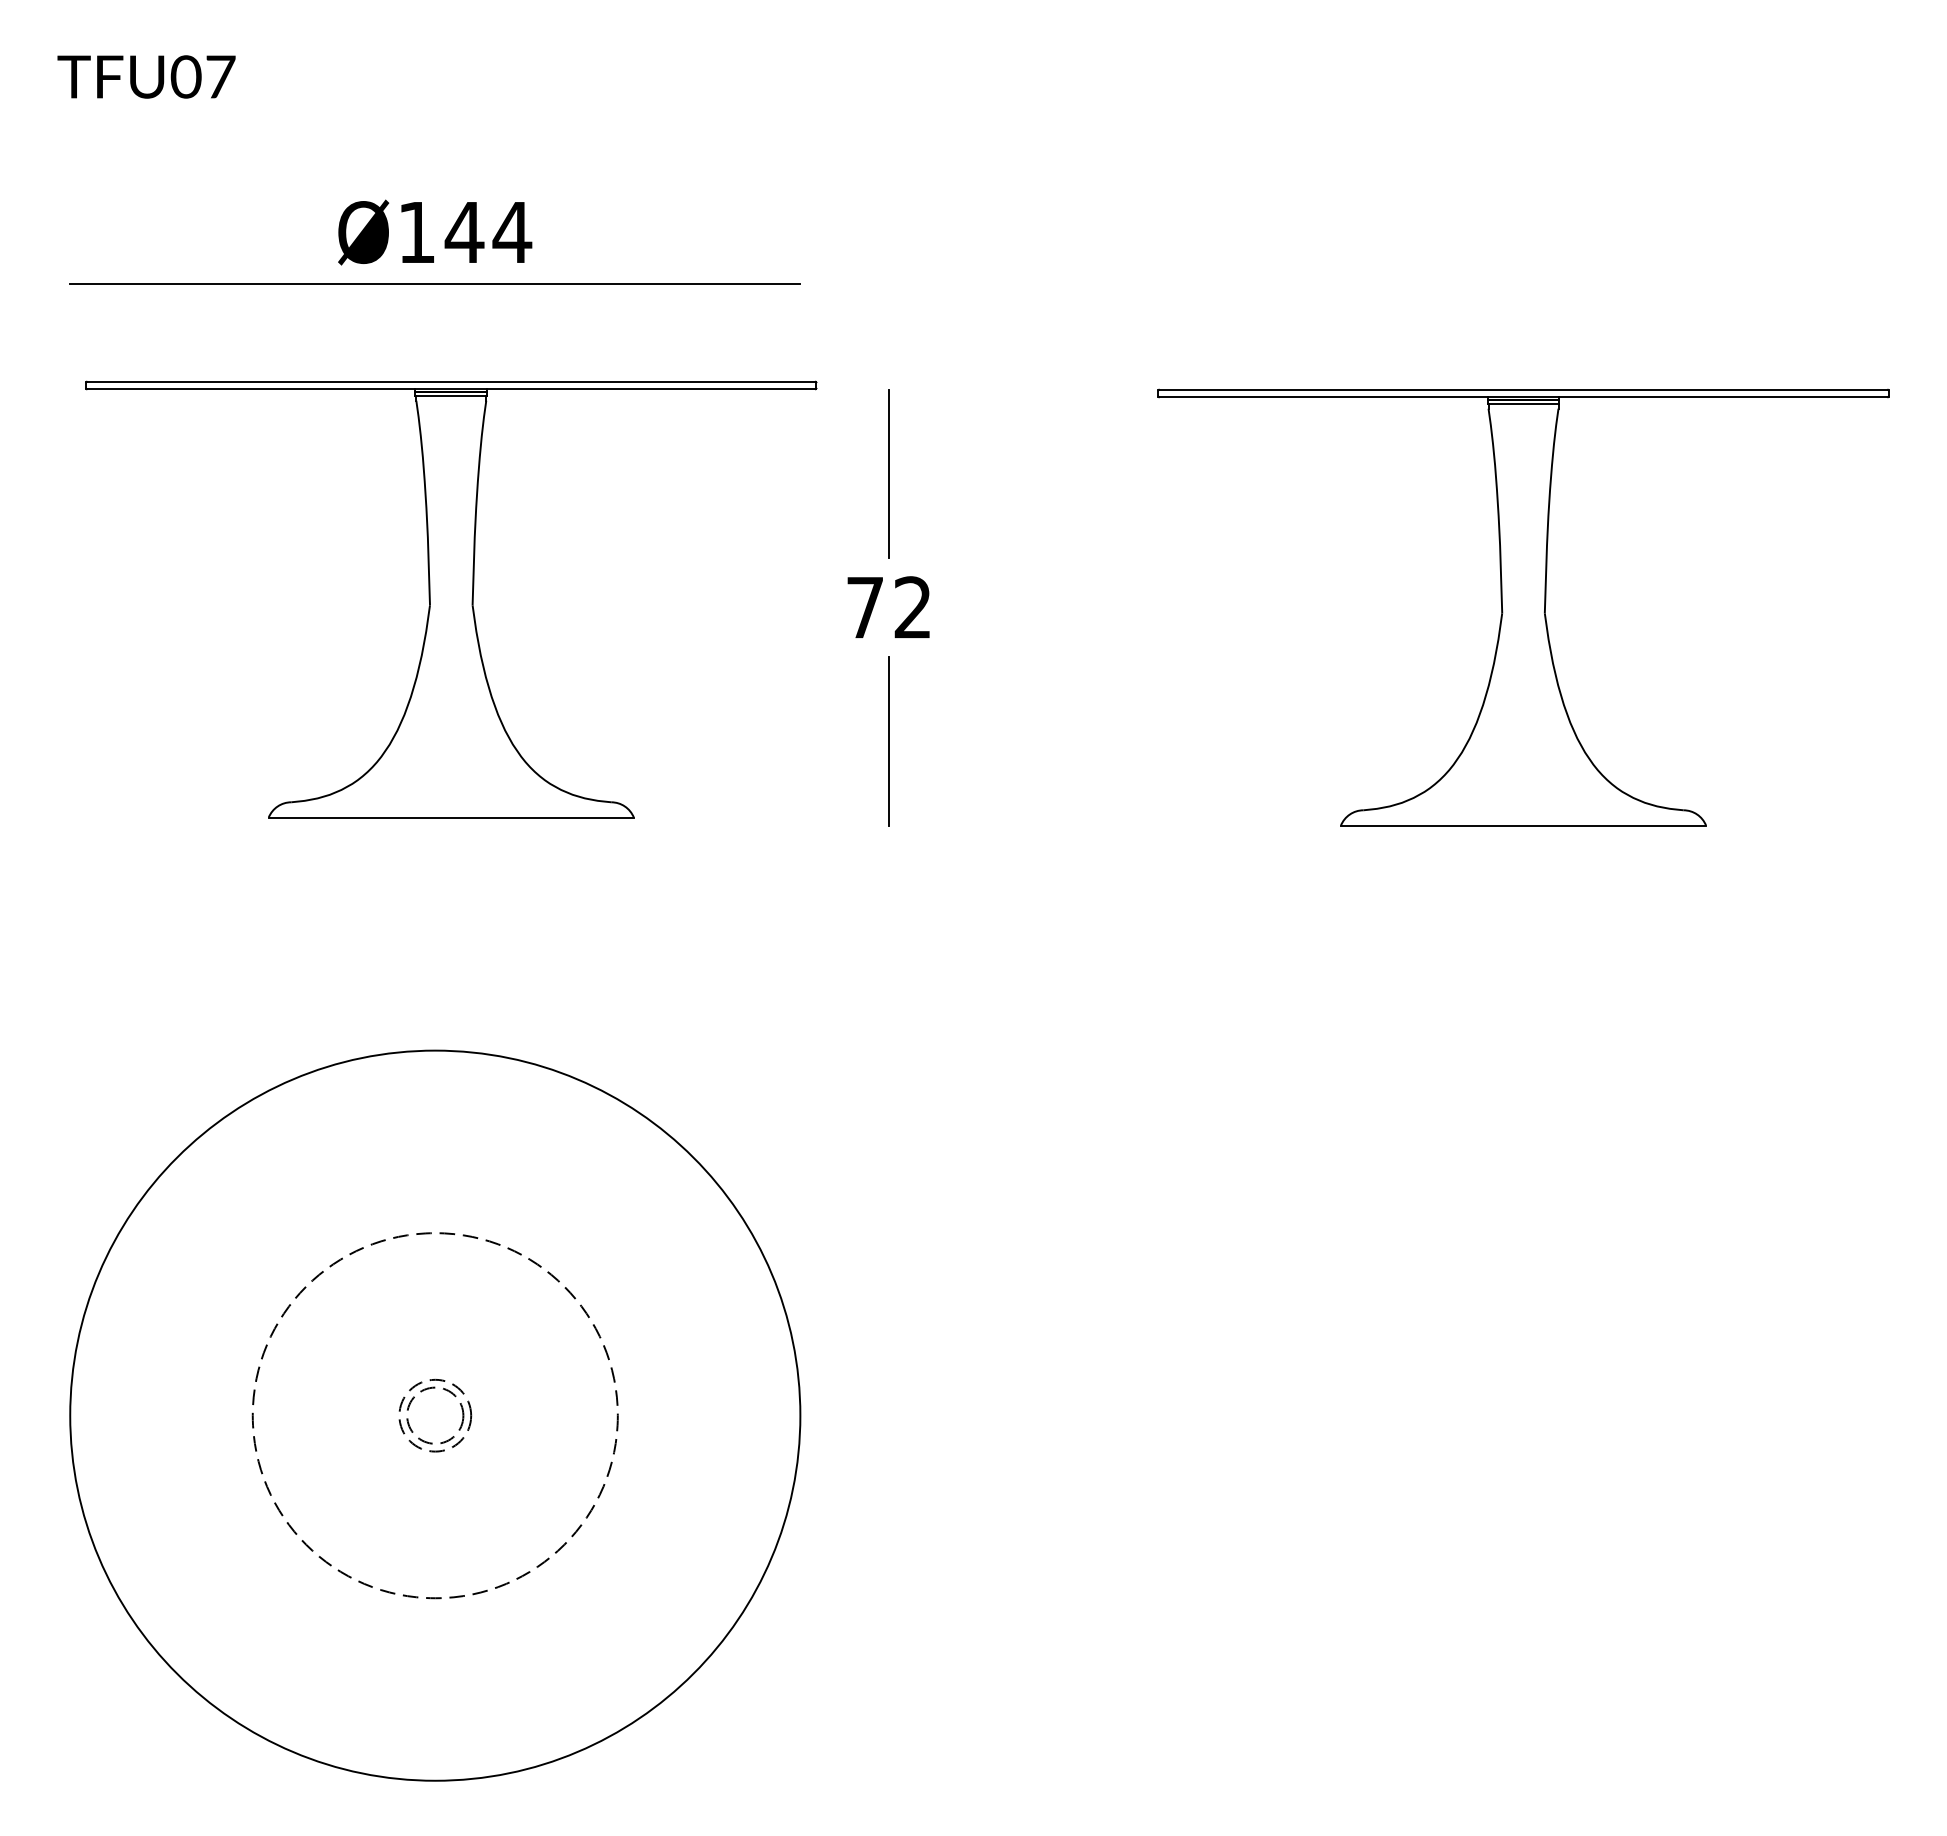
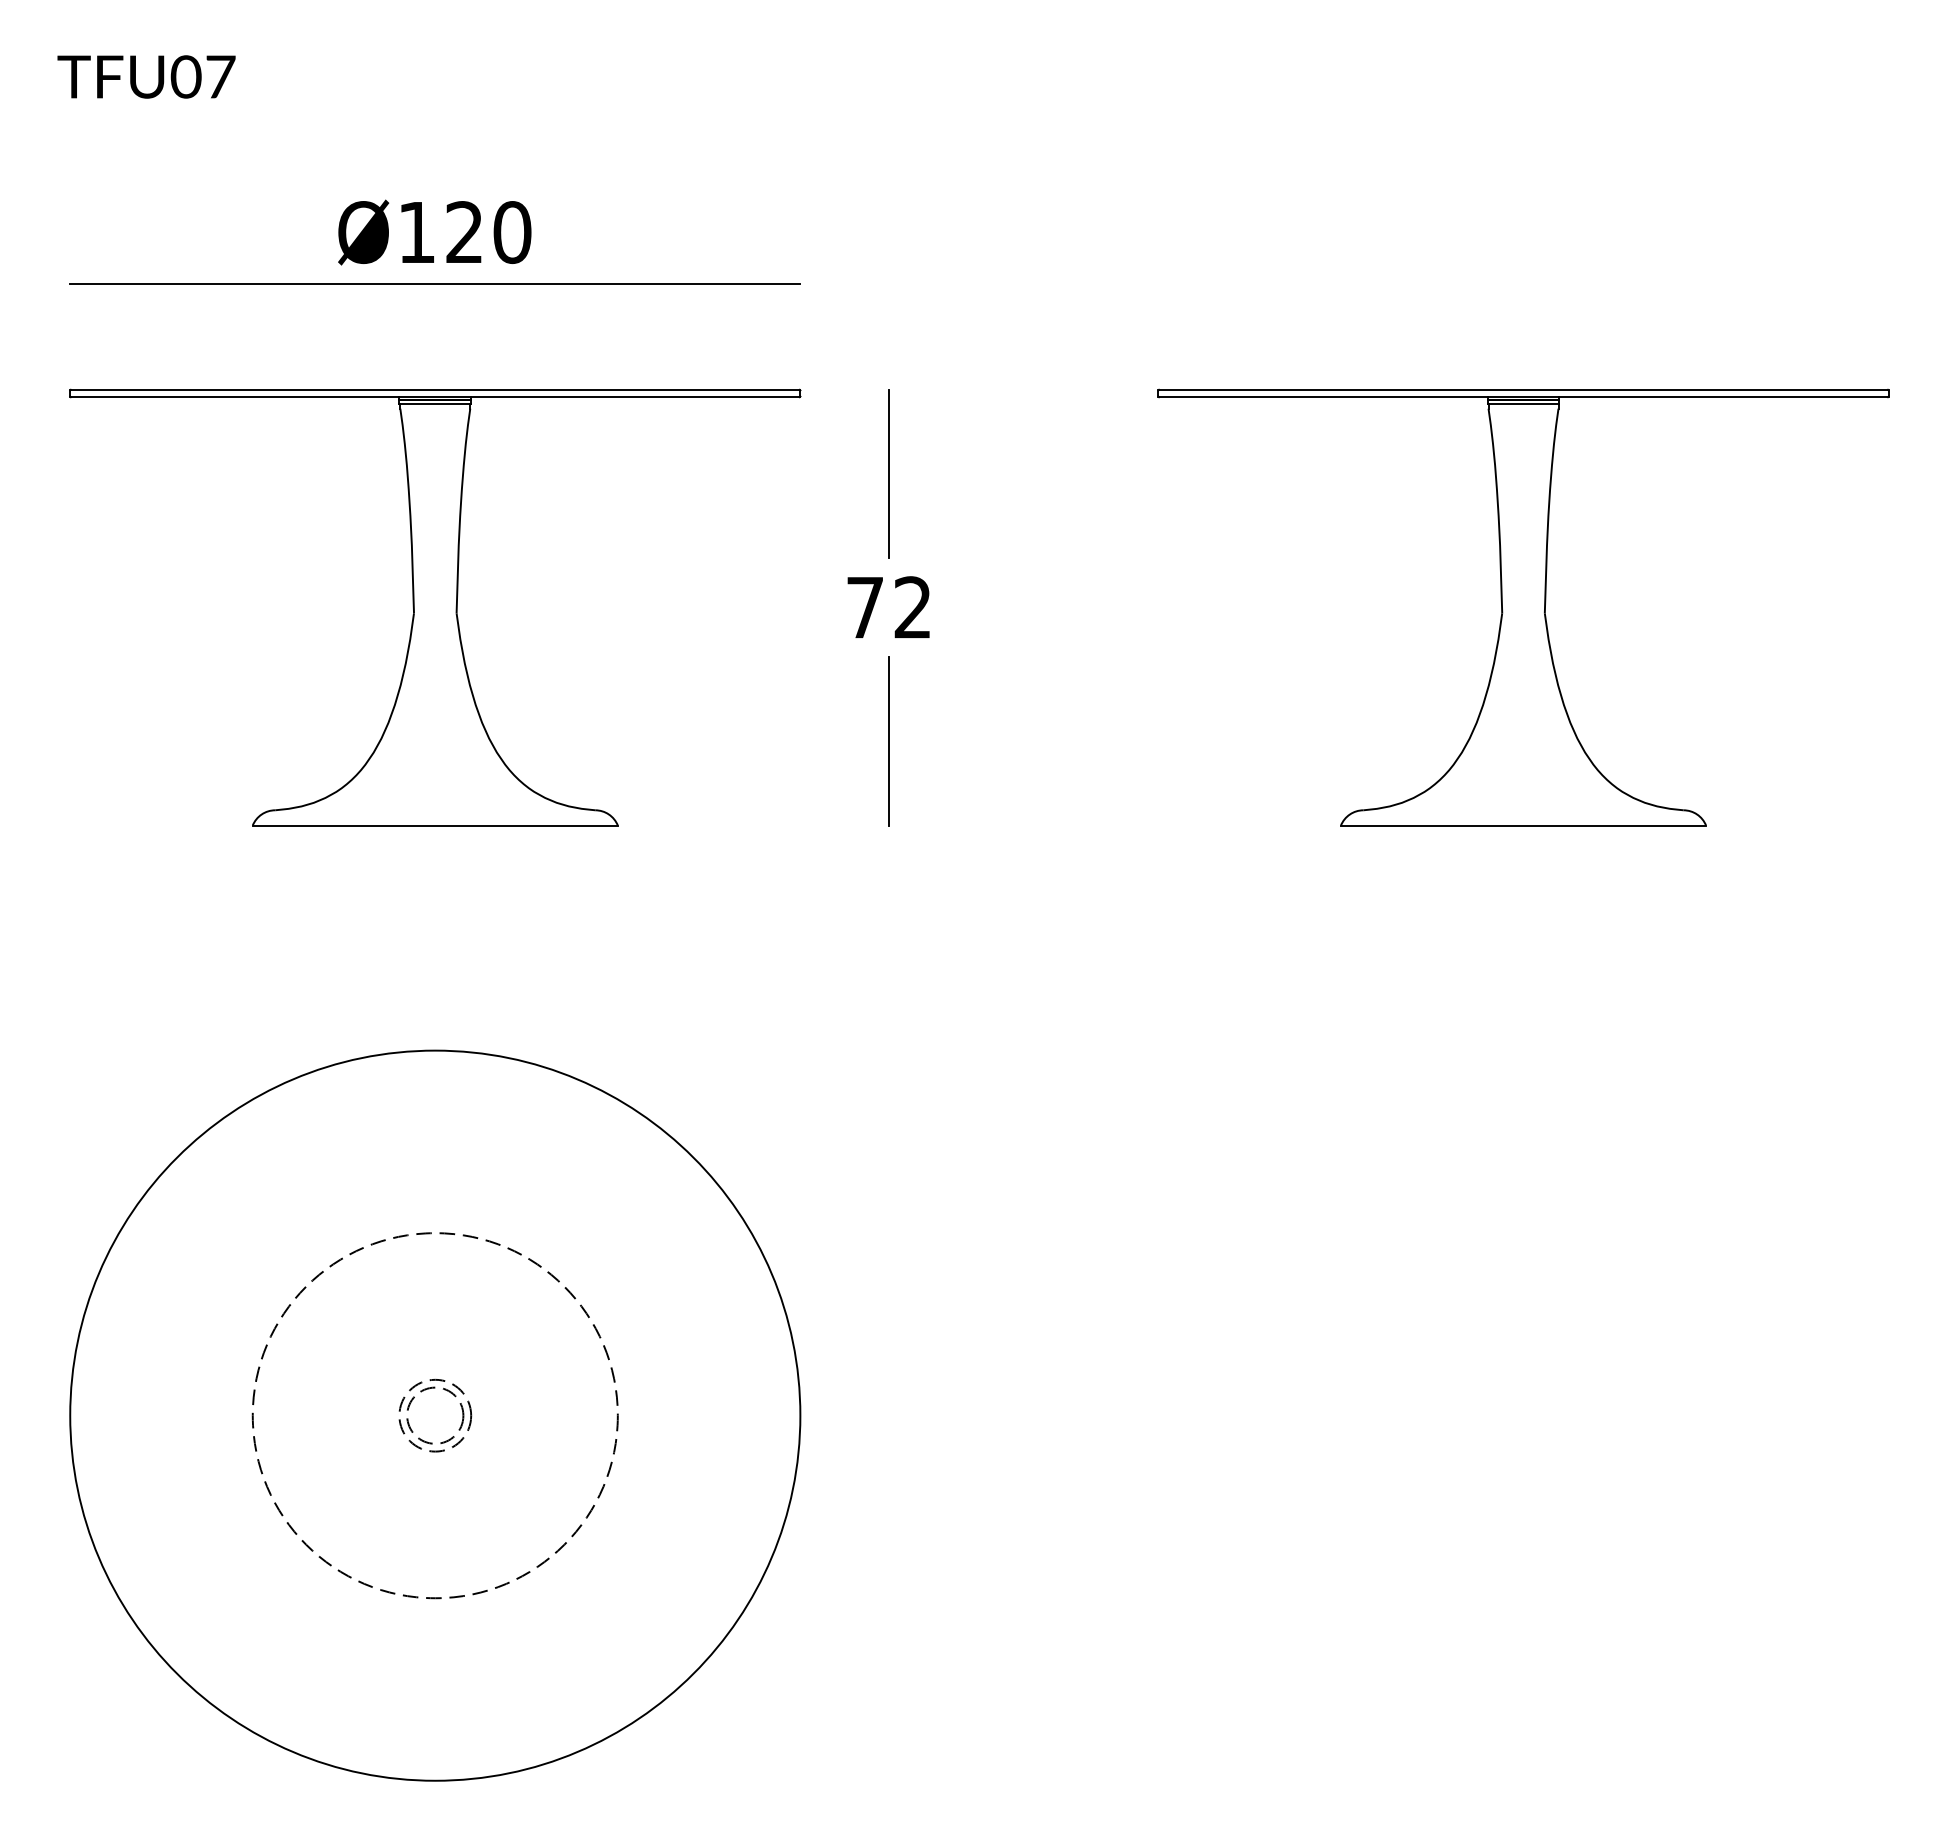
text: Ø144 -> Ø120 (488, 232)
part position: (451, 599) -> (435, 607) (435, 607)
